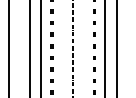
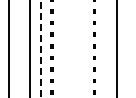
line: present -> none (73, 48)
line: present -> none (104, 48)
line: solid -> dashed (41, 49)
